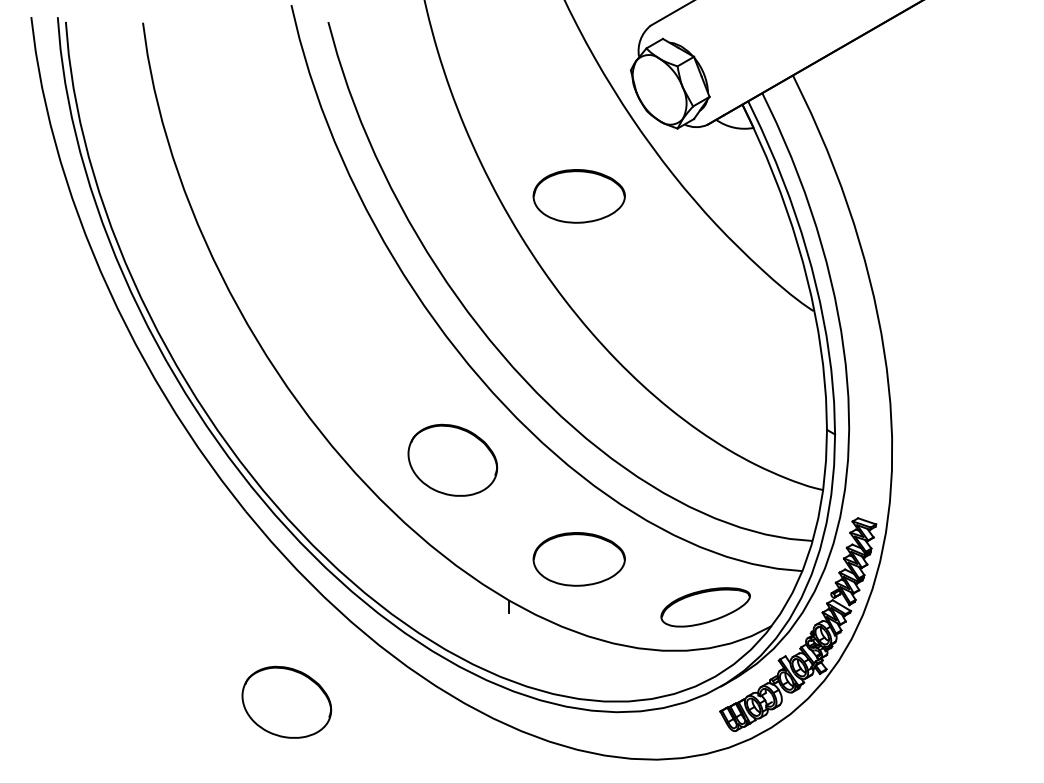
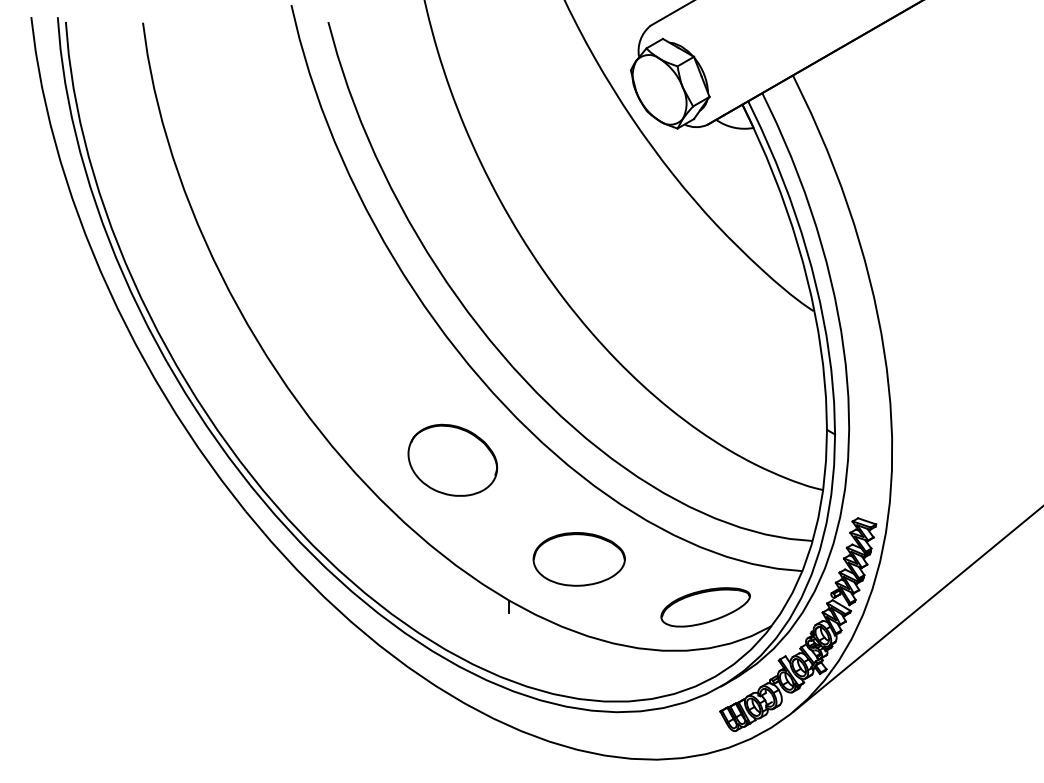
part: present -> none (578, 196)
line: none -> present (916, 609)
part: present -> none (286, 701)
